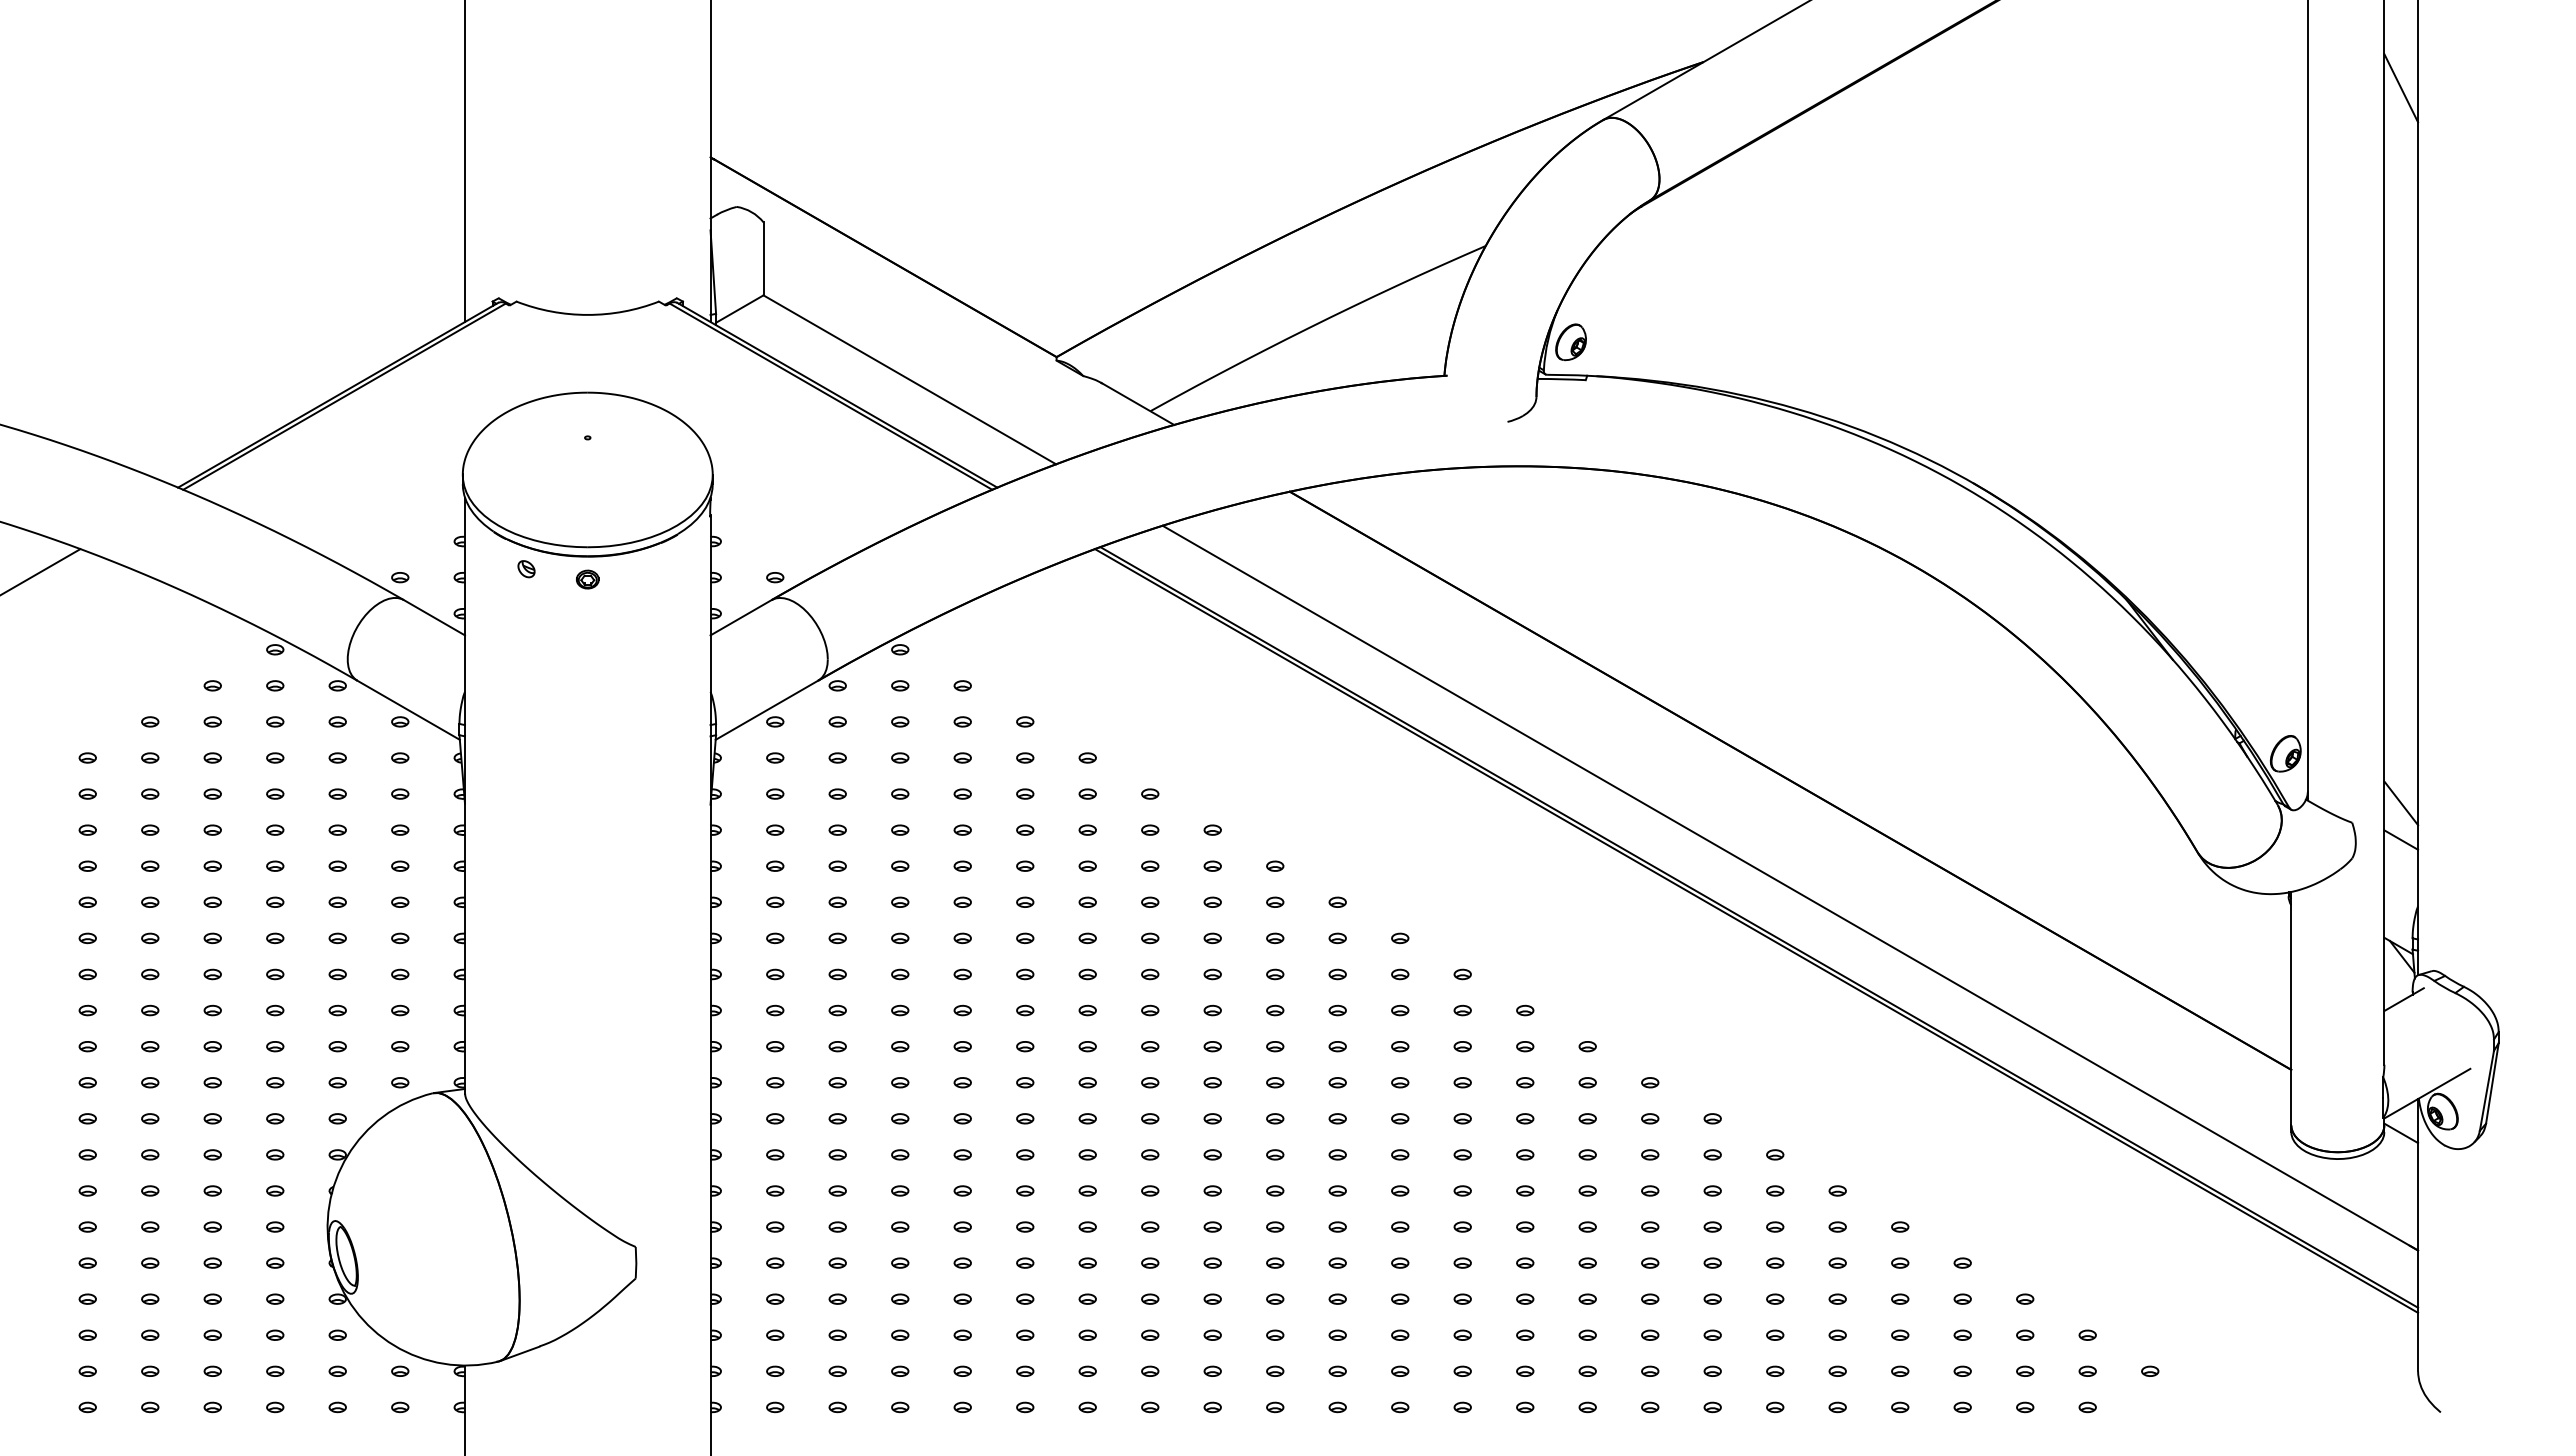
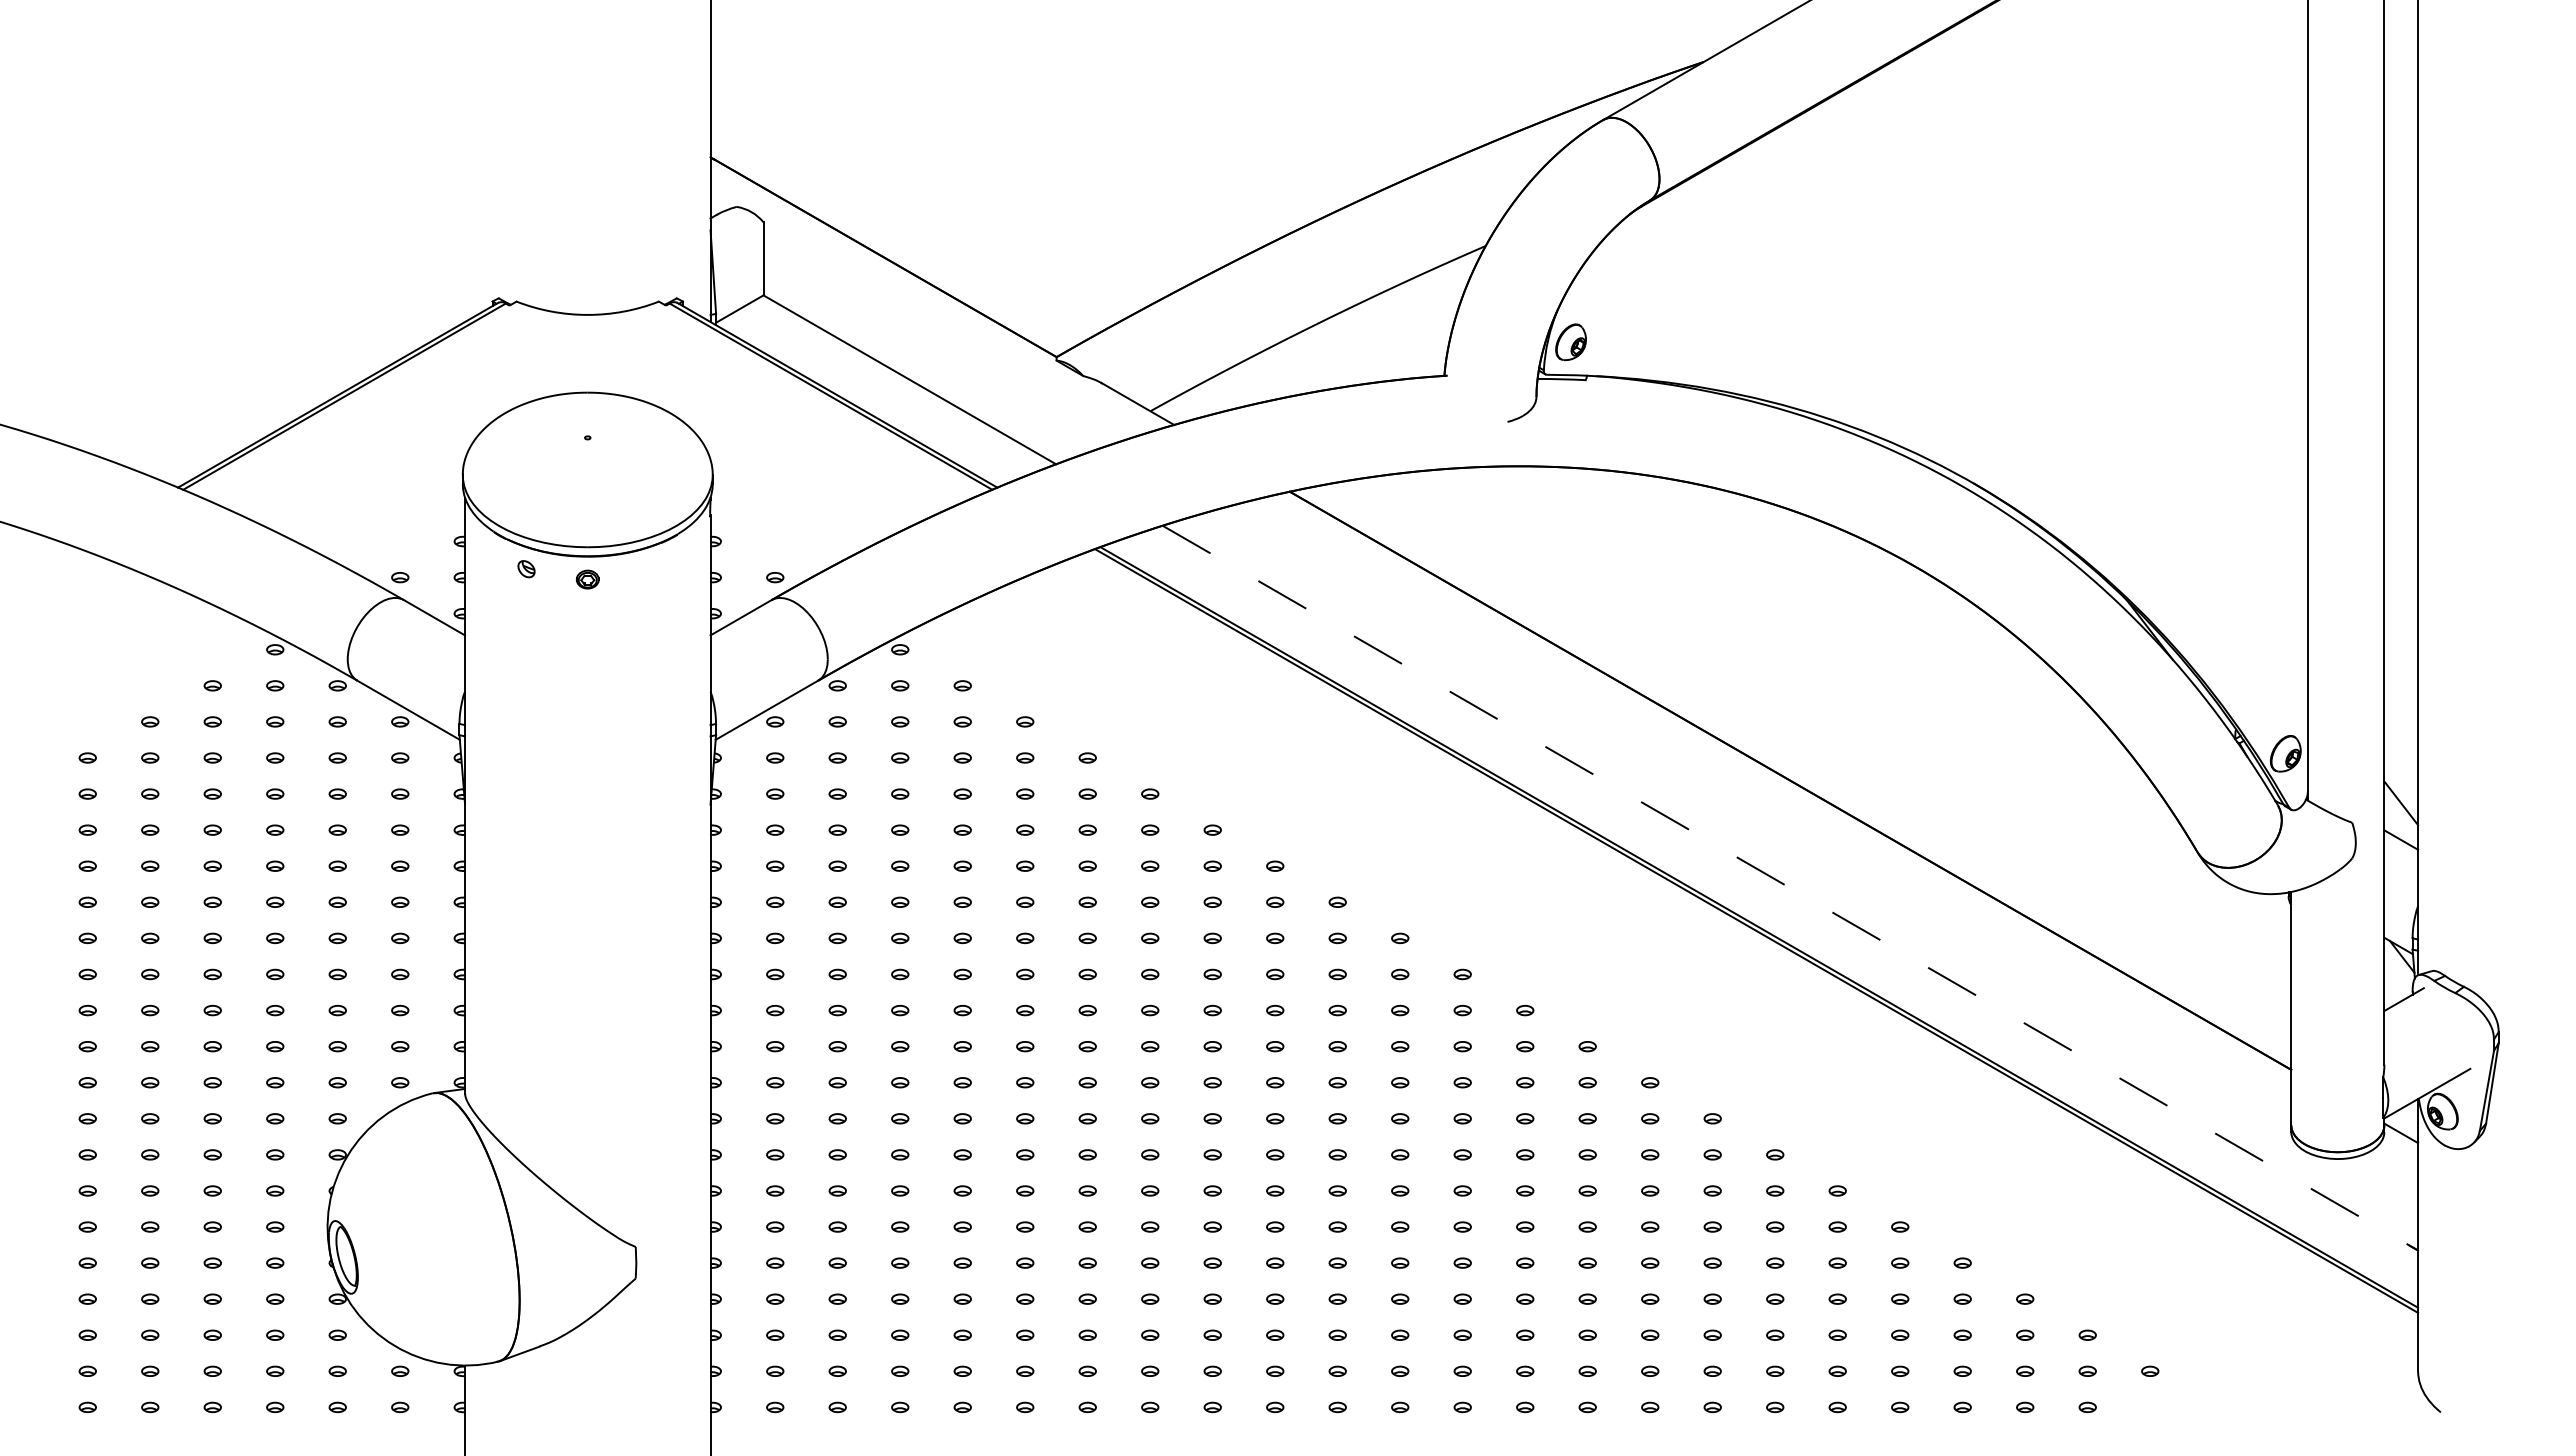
line: present -> none (2401, 88)
line: present -> none (465, 162)
line: present -> none (41, 571)
line: solid -> dashed (1790, 888)
